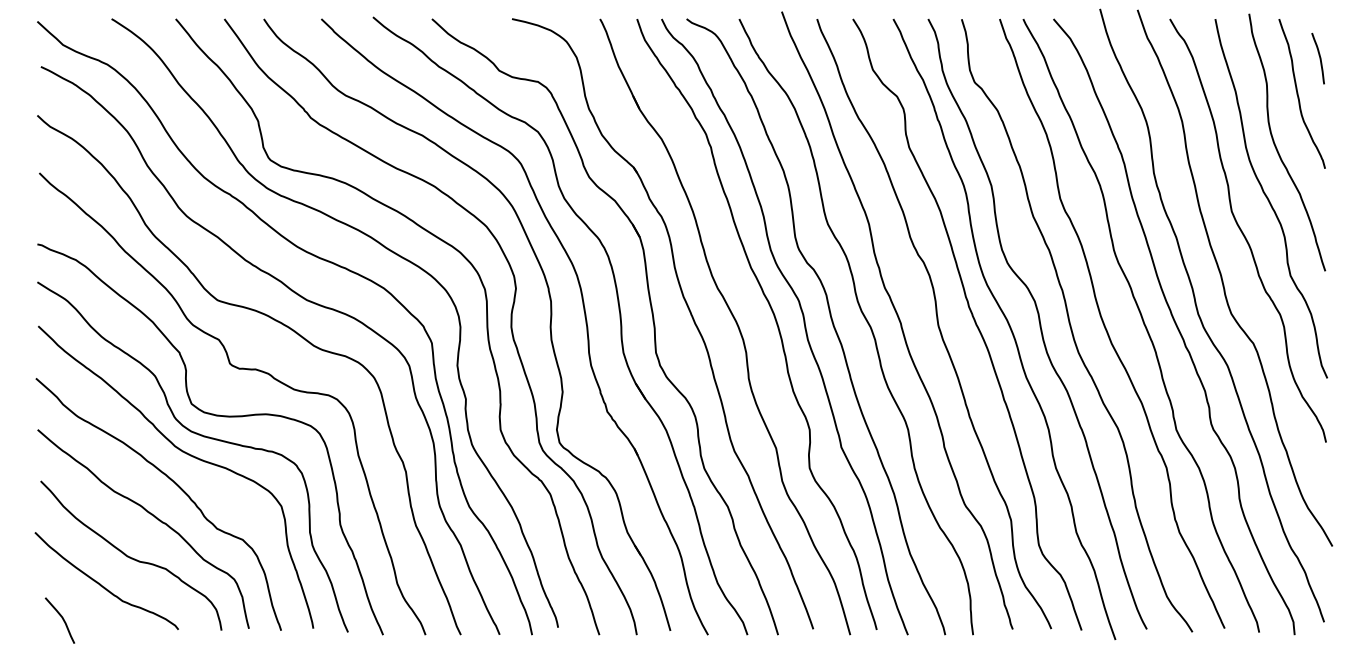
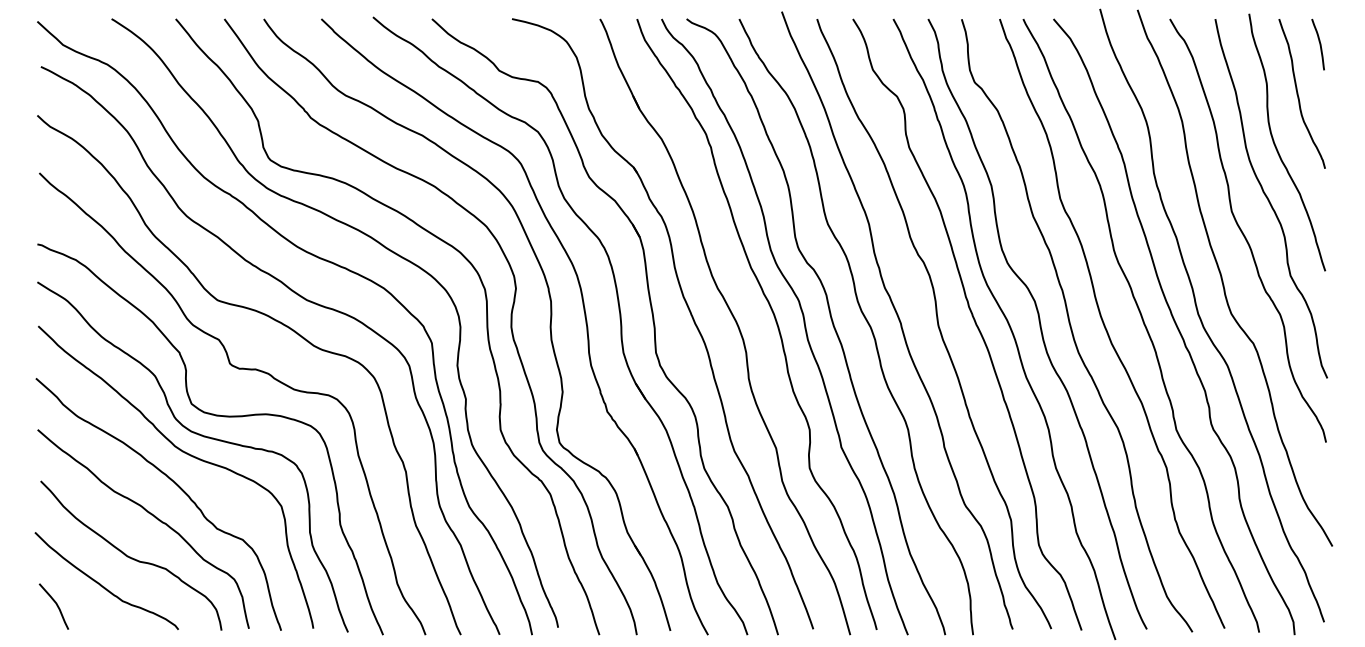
curve position: (1319, 58) -> (1319, 44) (1319, 44)
curve position: (61, 618) -> (55, 604) (55, 604)
